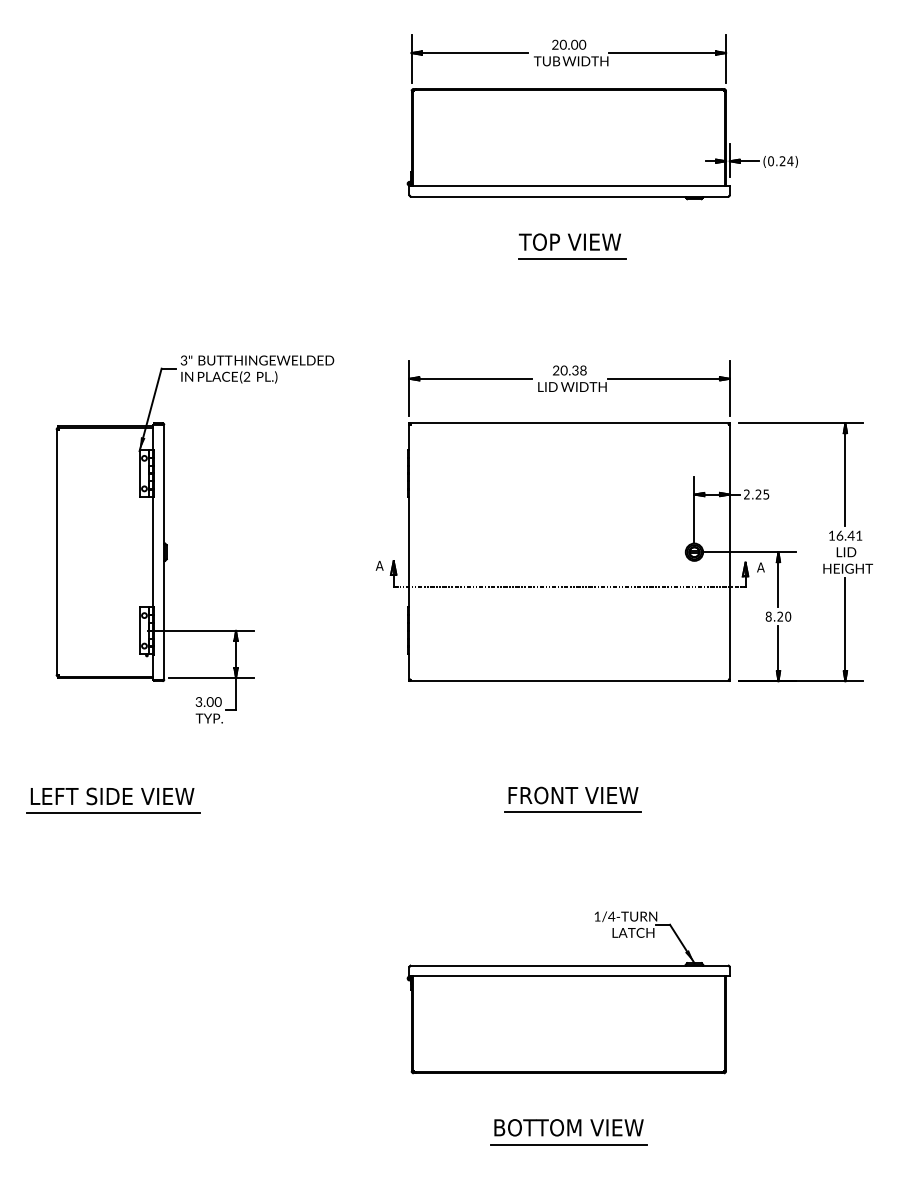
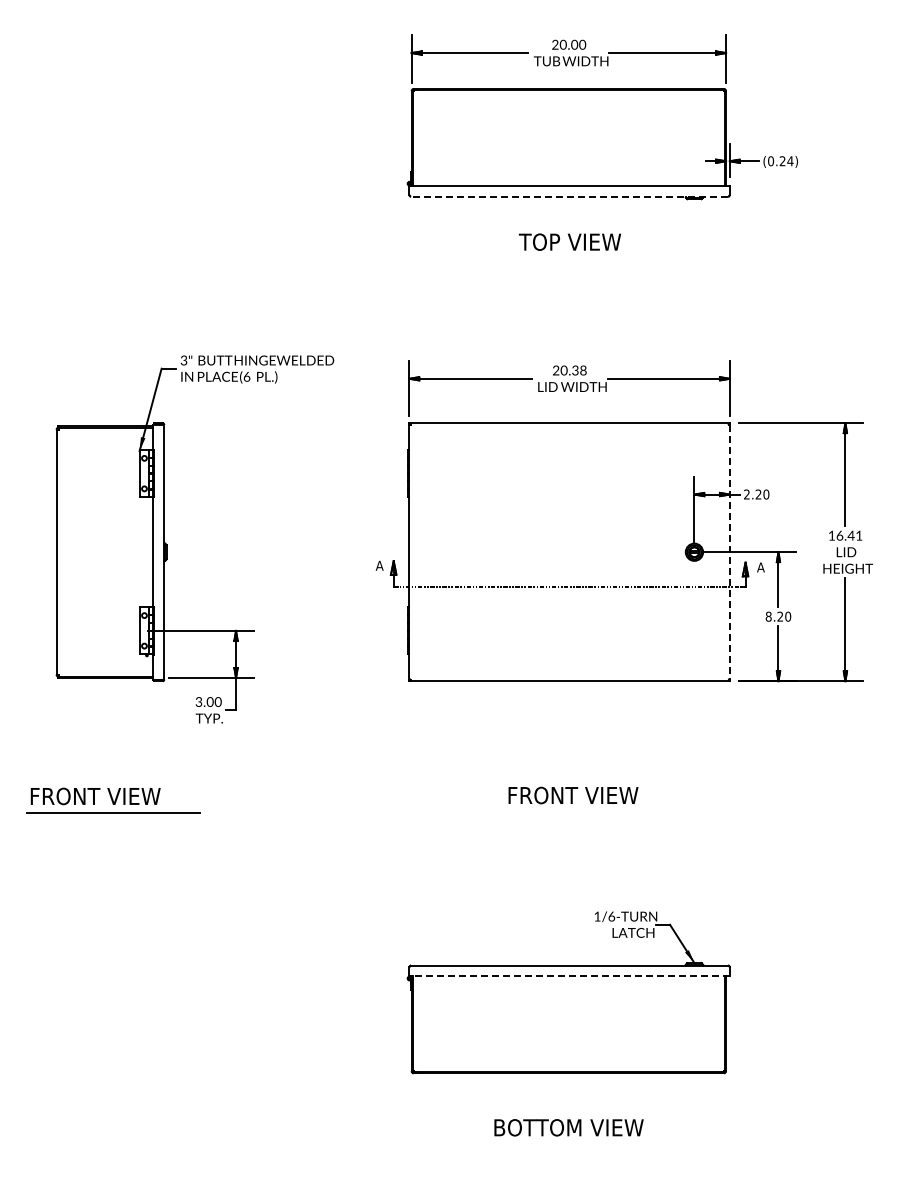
line: solid -> dashed (569, 196)
line: present -> none (572, 259)
text: (2 -> (6 (246, 376)
text: 2.25 -> 2.20 (766, 494)
line: solid -> dashed (729, 552)
text: LEFT SIDE VIEW -> FRONT VIEW (113, 796)
line: present -> none (572, 812)
text: 1/4-TURN -> 1/6-TURN (611, 916)
line: solid -> dashed (569, 976)
line: present -> none (568, 1144)
